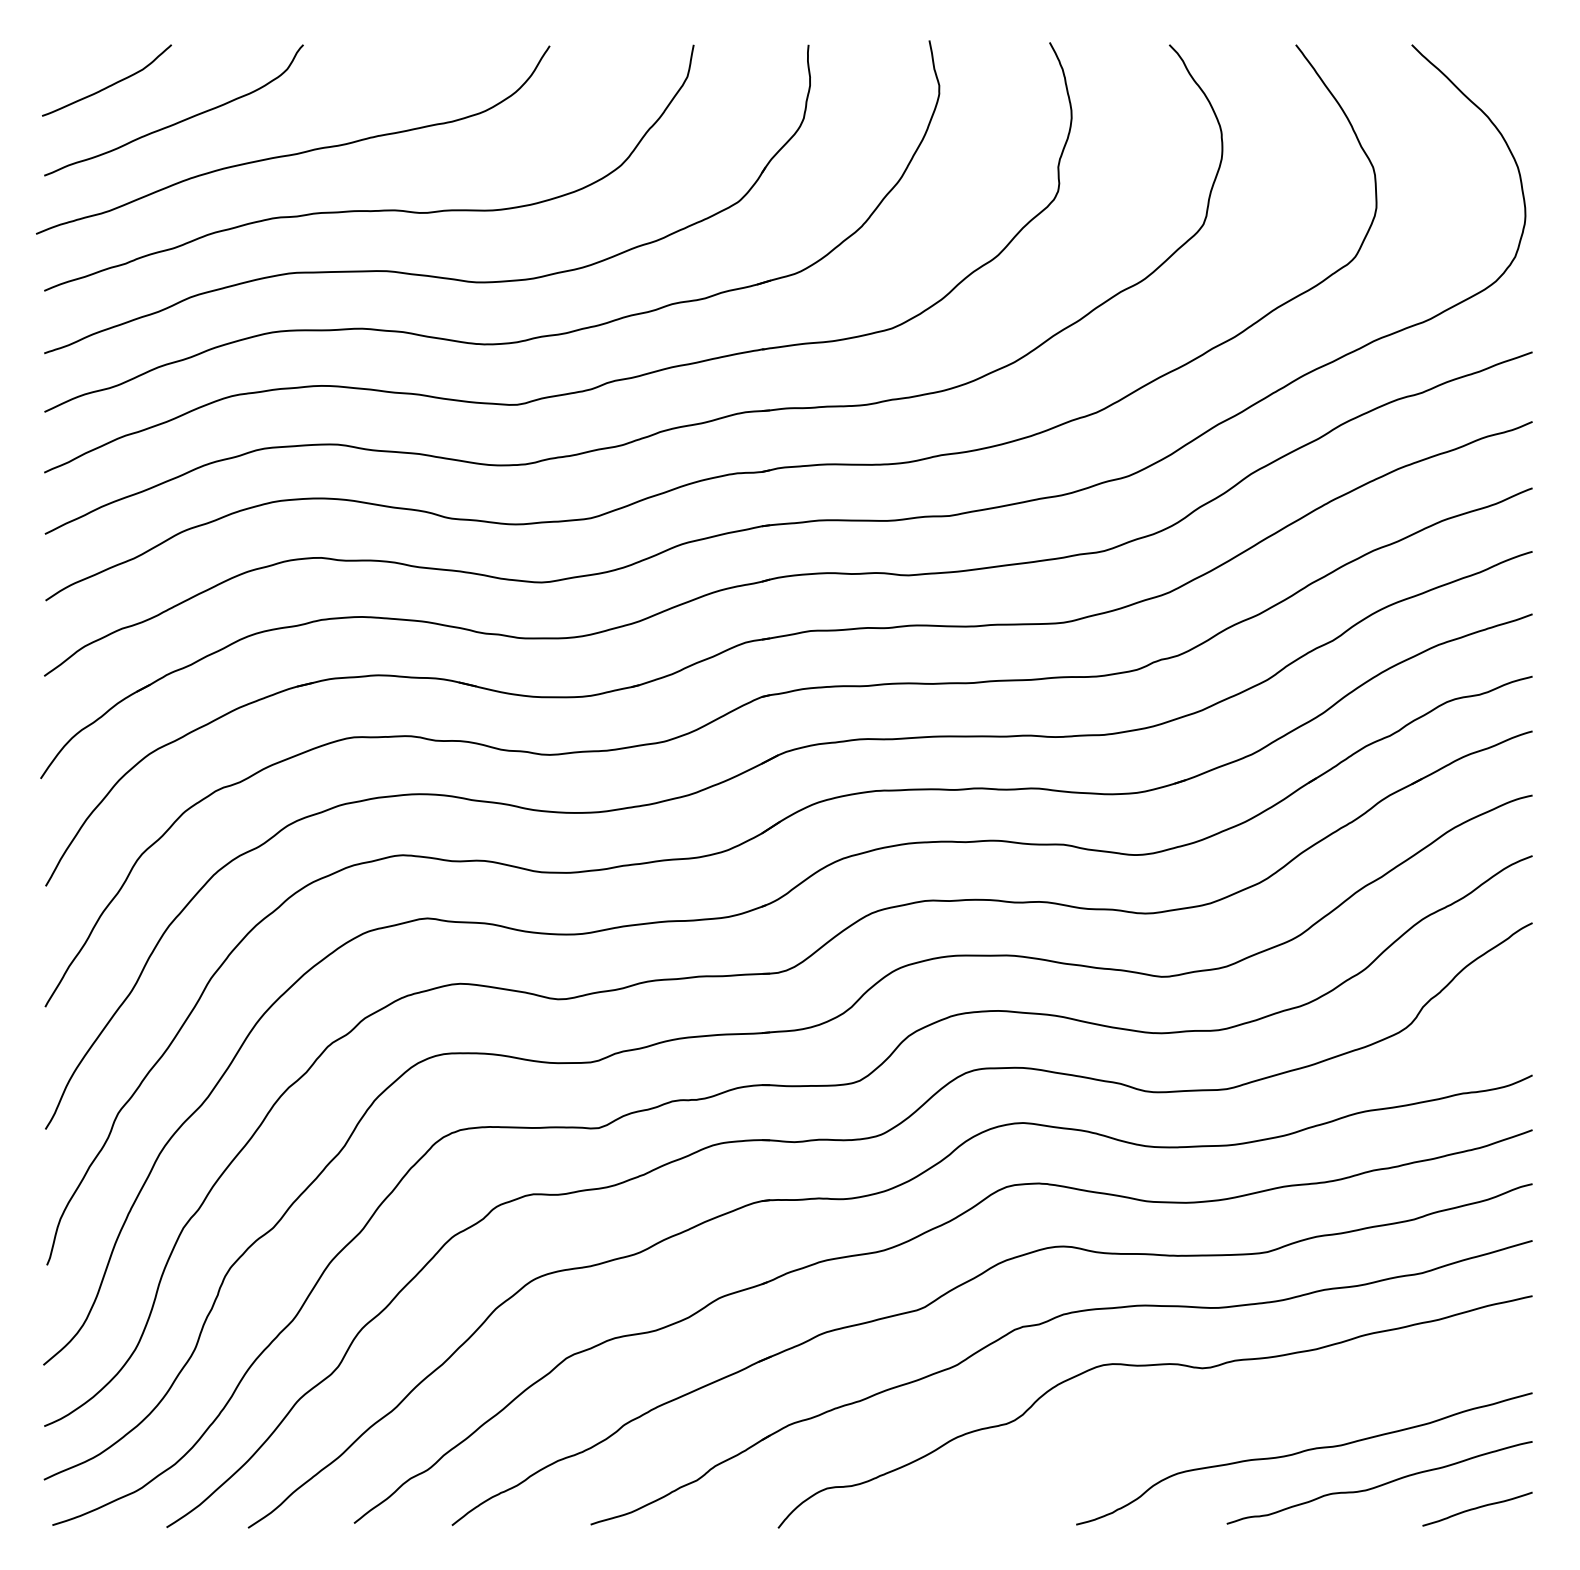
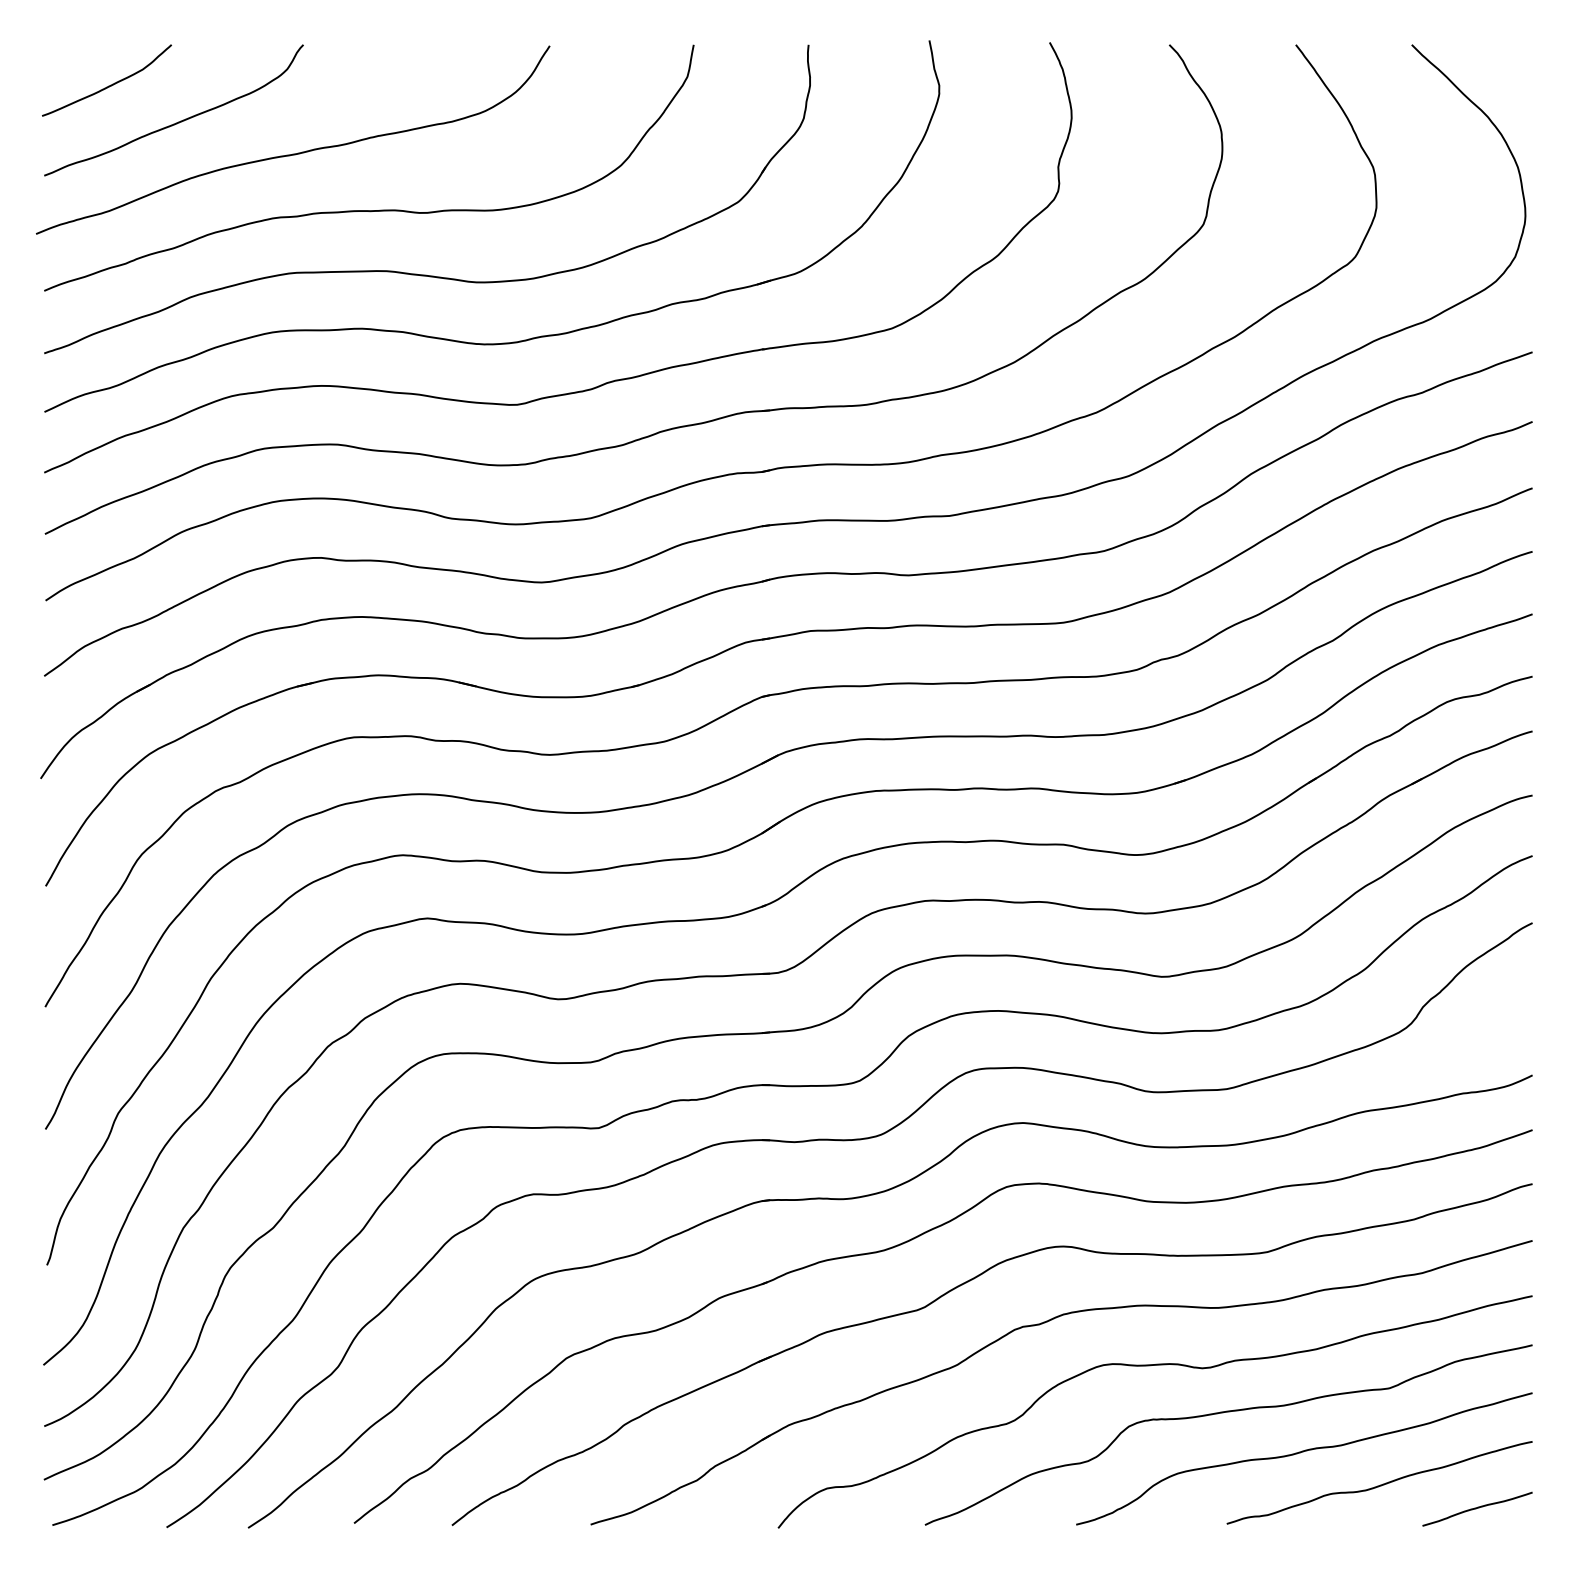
curve: none -> present (1223, 1413)
